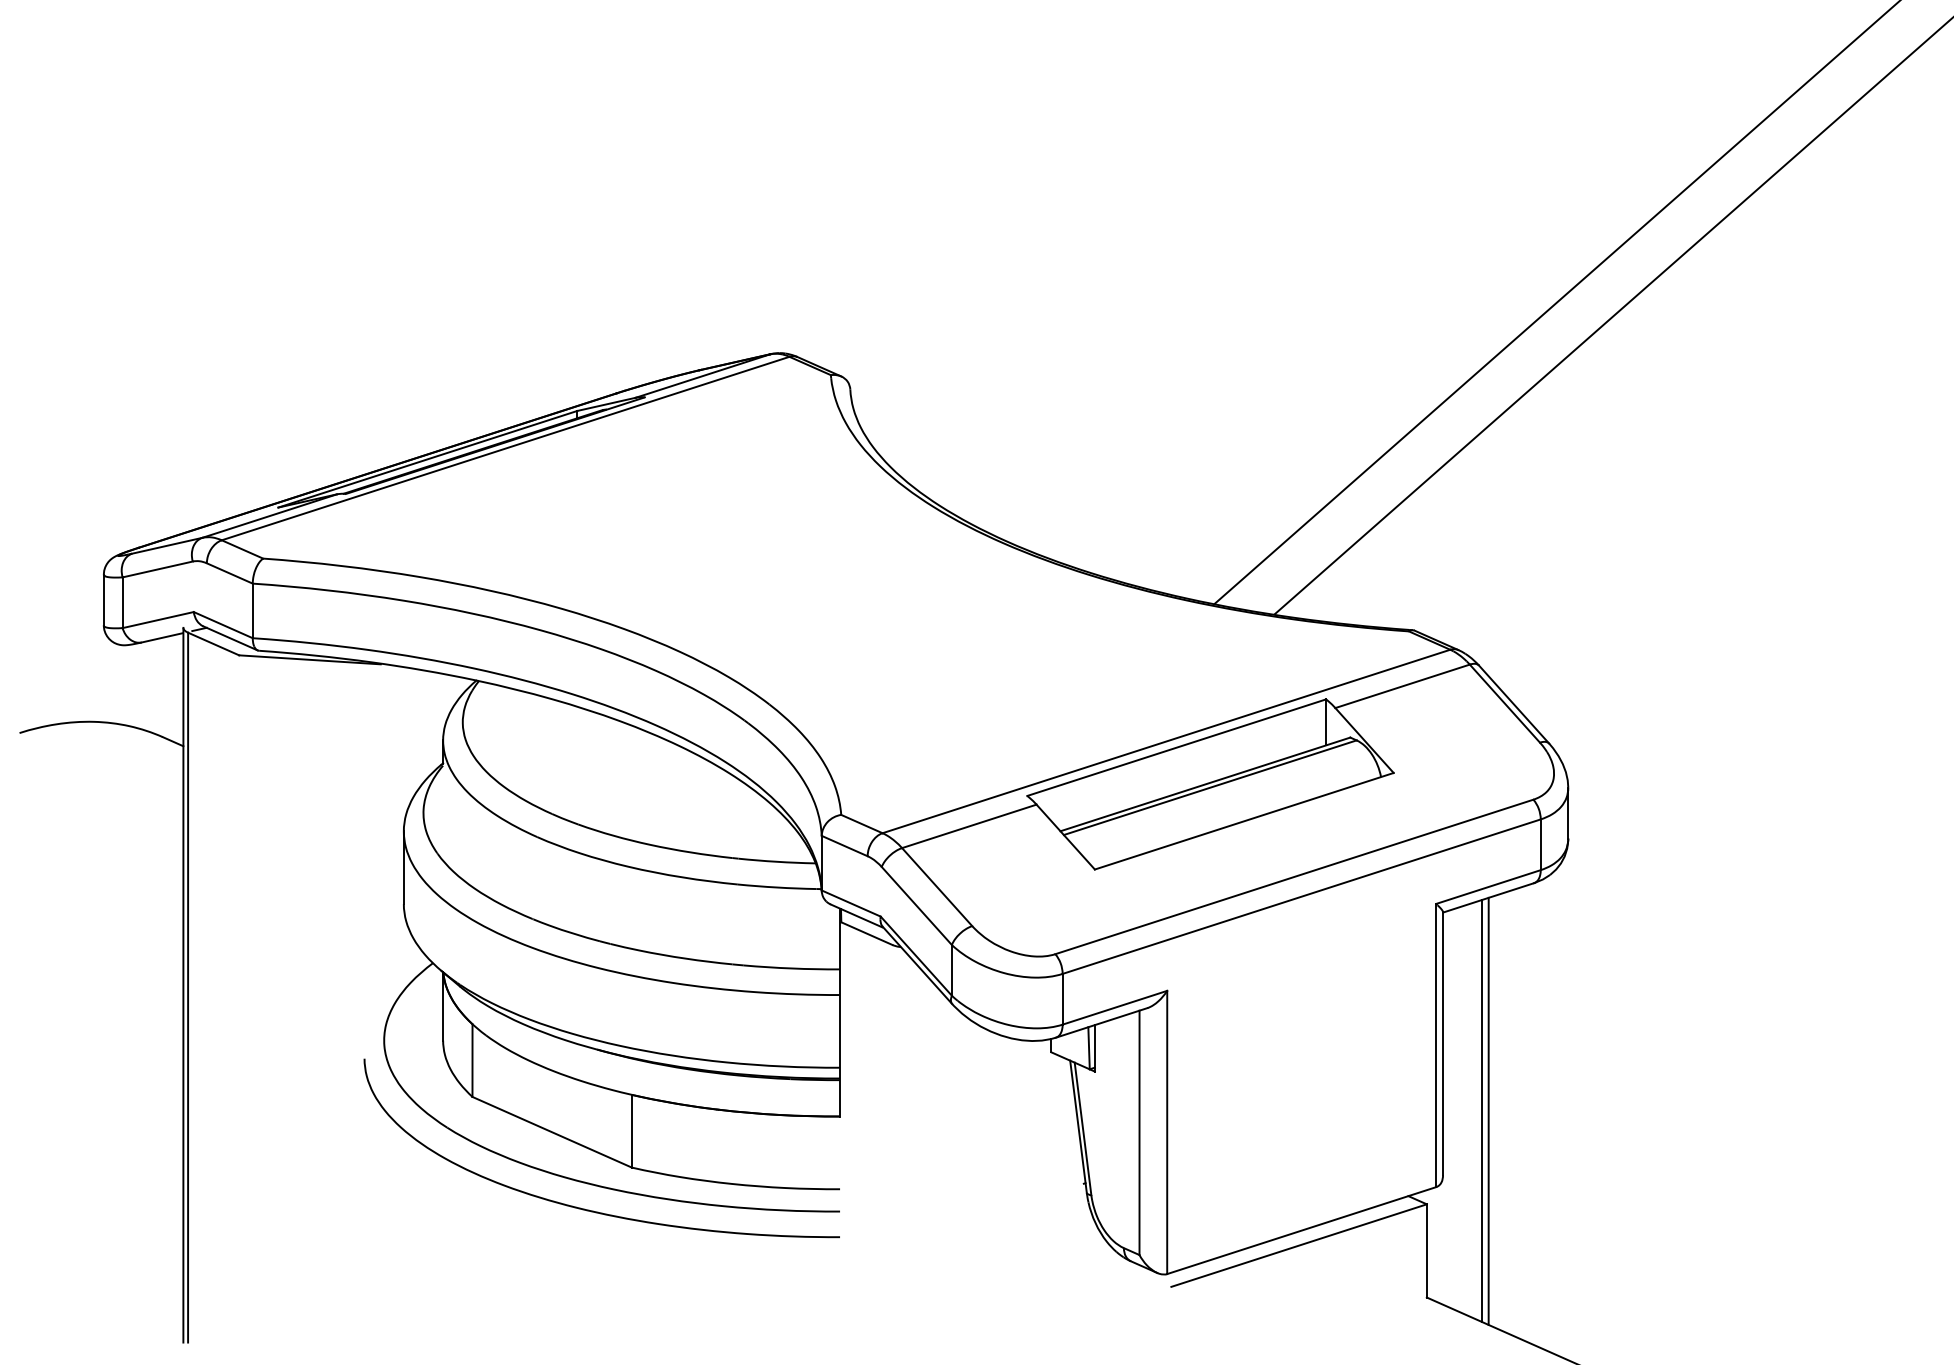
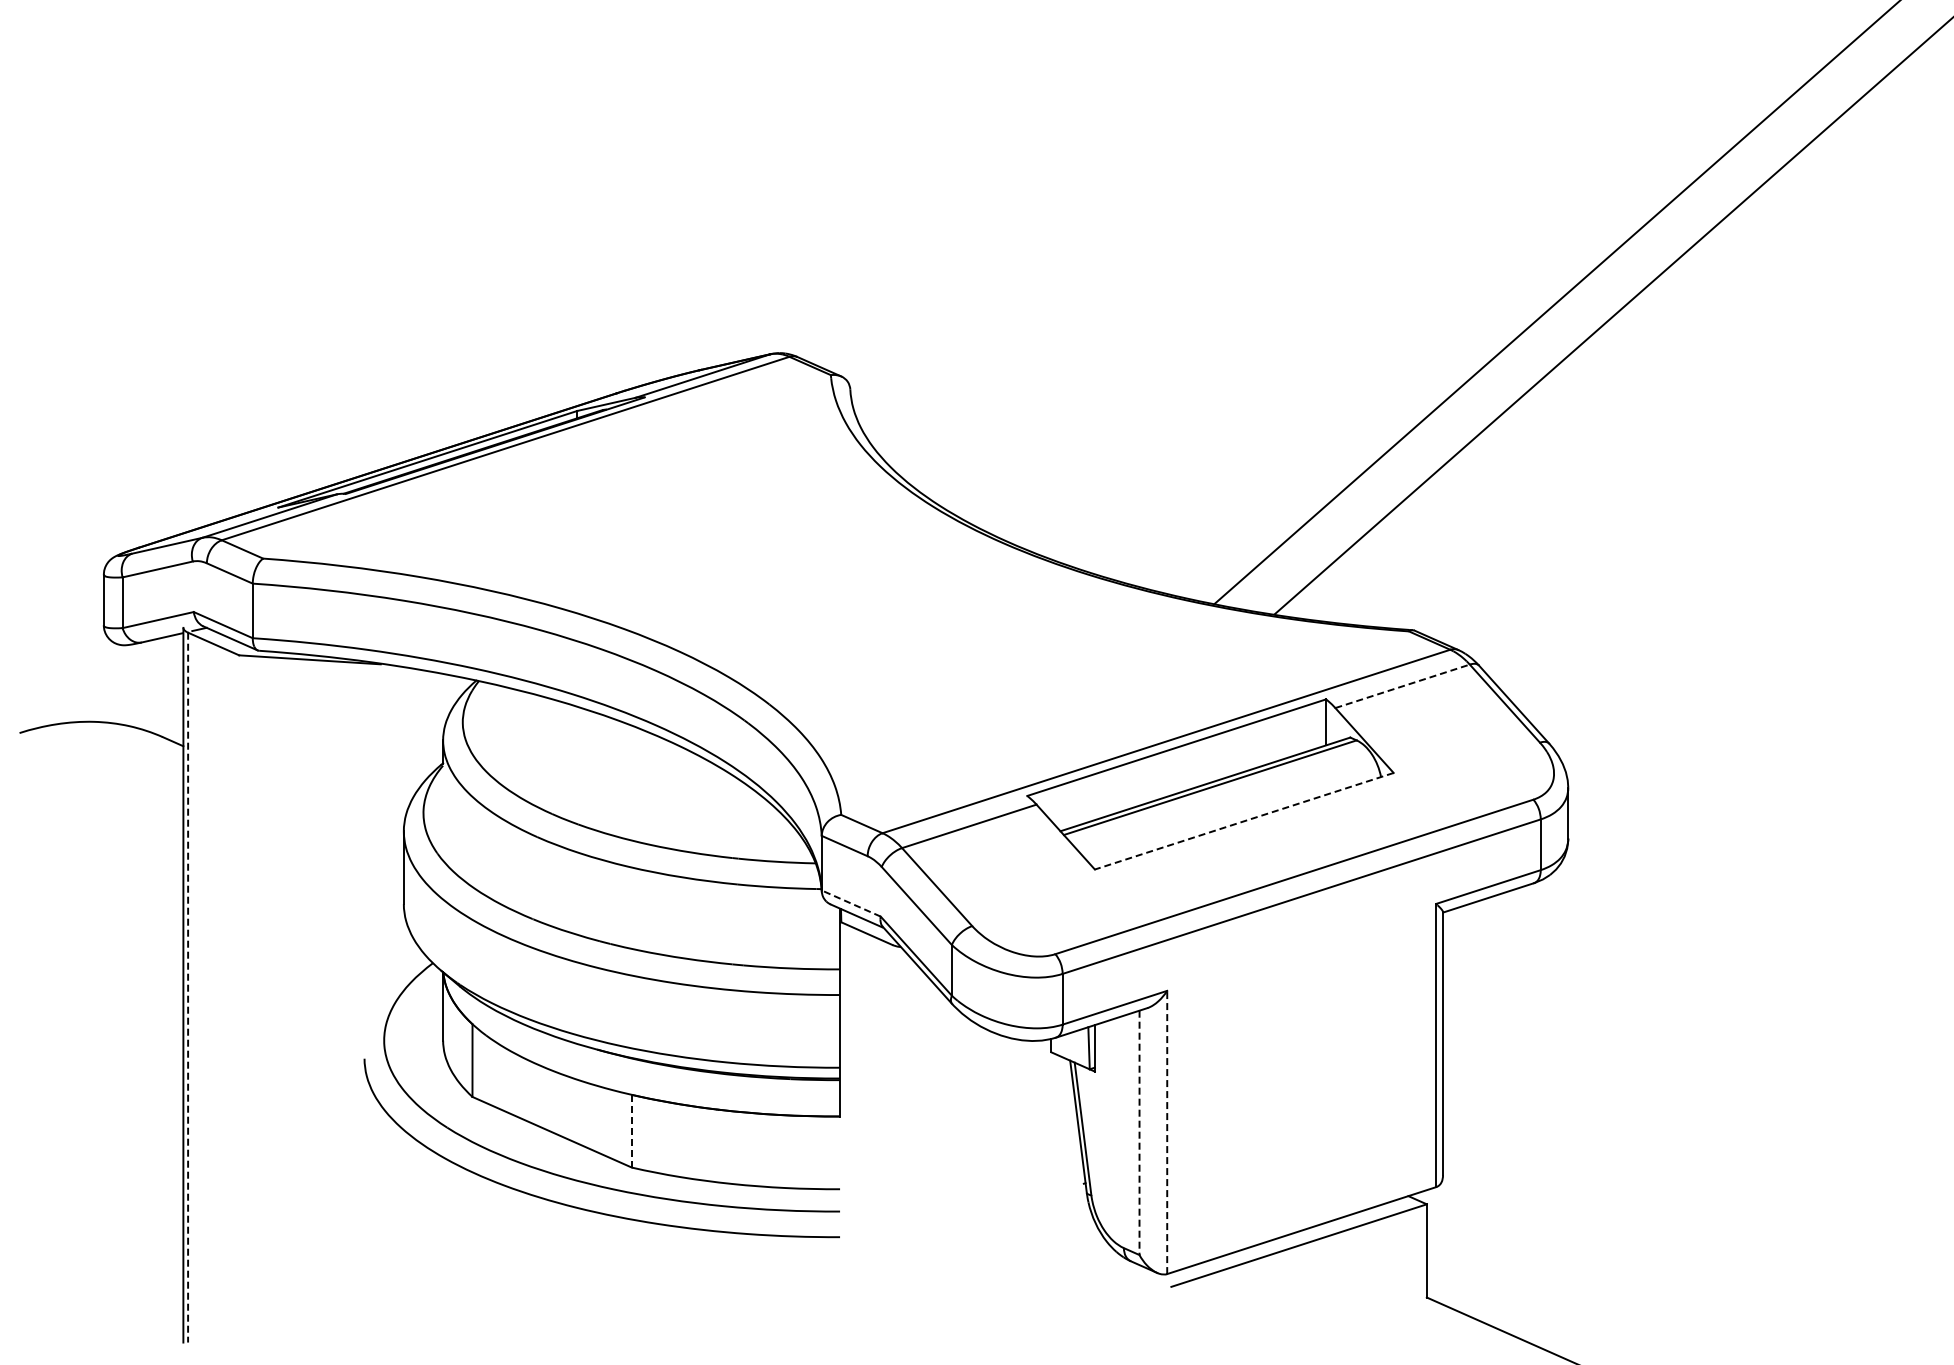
line: solid -> dashed (1402, 686)
line: solid -> dashed (1244, 821)
line: solid -> dashed (850, 903)
line: solid -> dashed (188, 987)
line: present -> none (1481, 1110)
line: present -> none (1488, 1110)
line: solid -> dashed (631, 1131)
line: solid -> dashed (1167, 1132)
line: solid -> dashed (1139, 1133)
